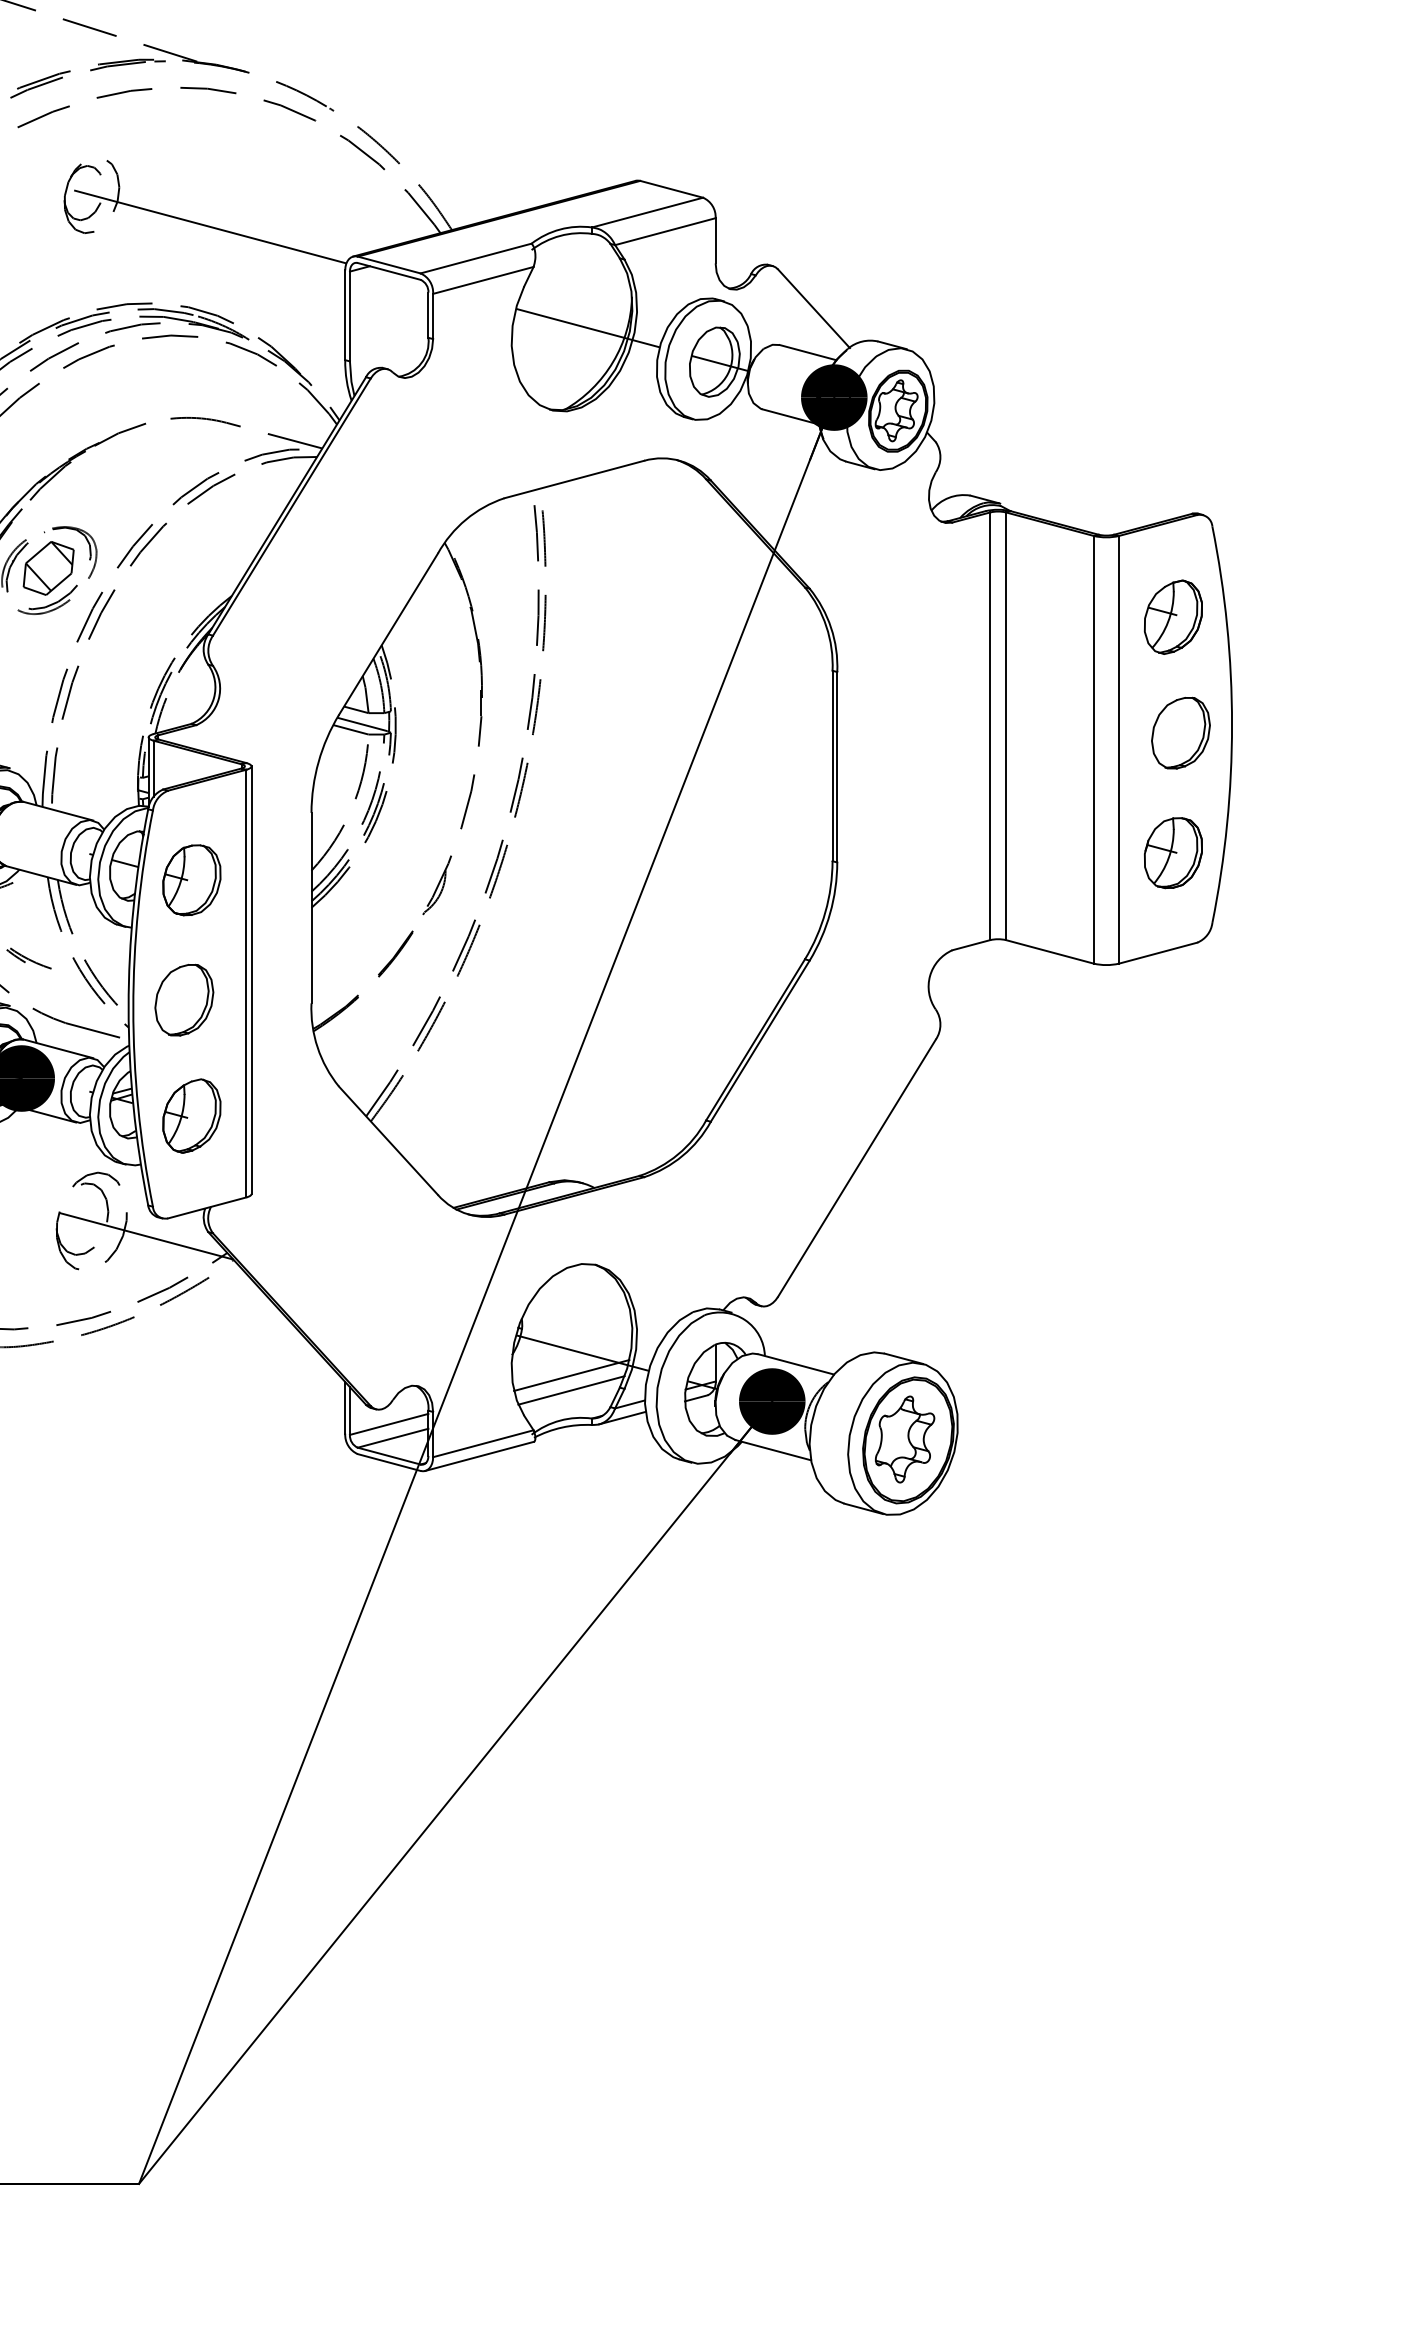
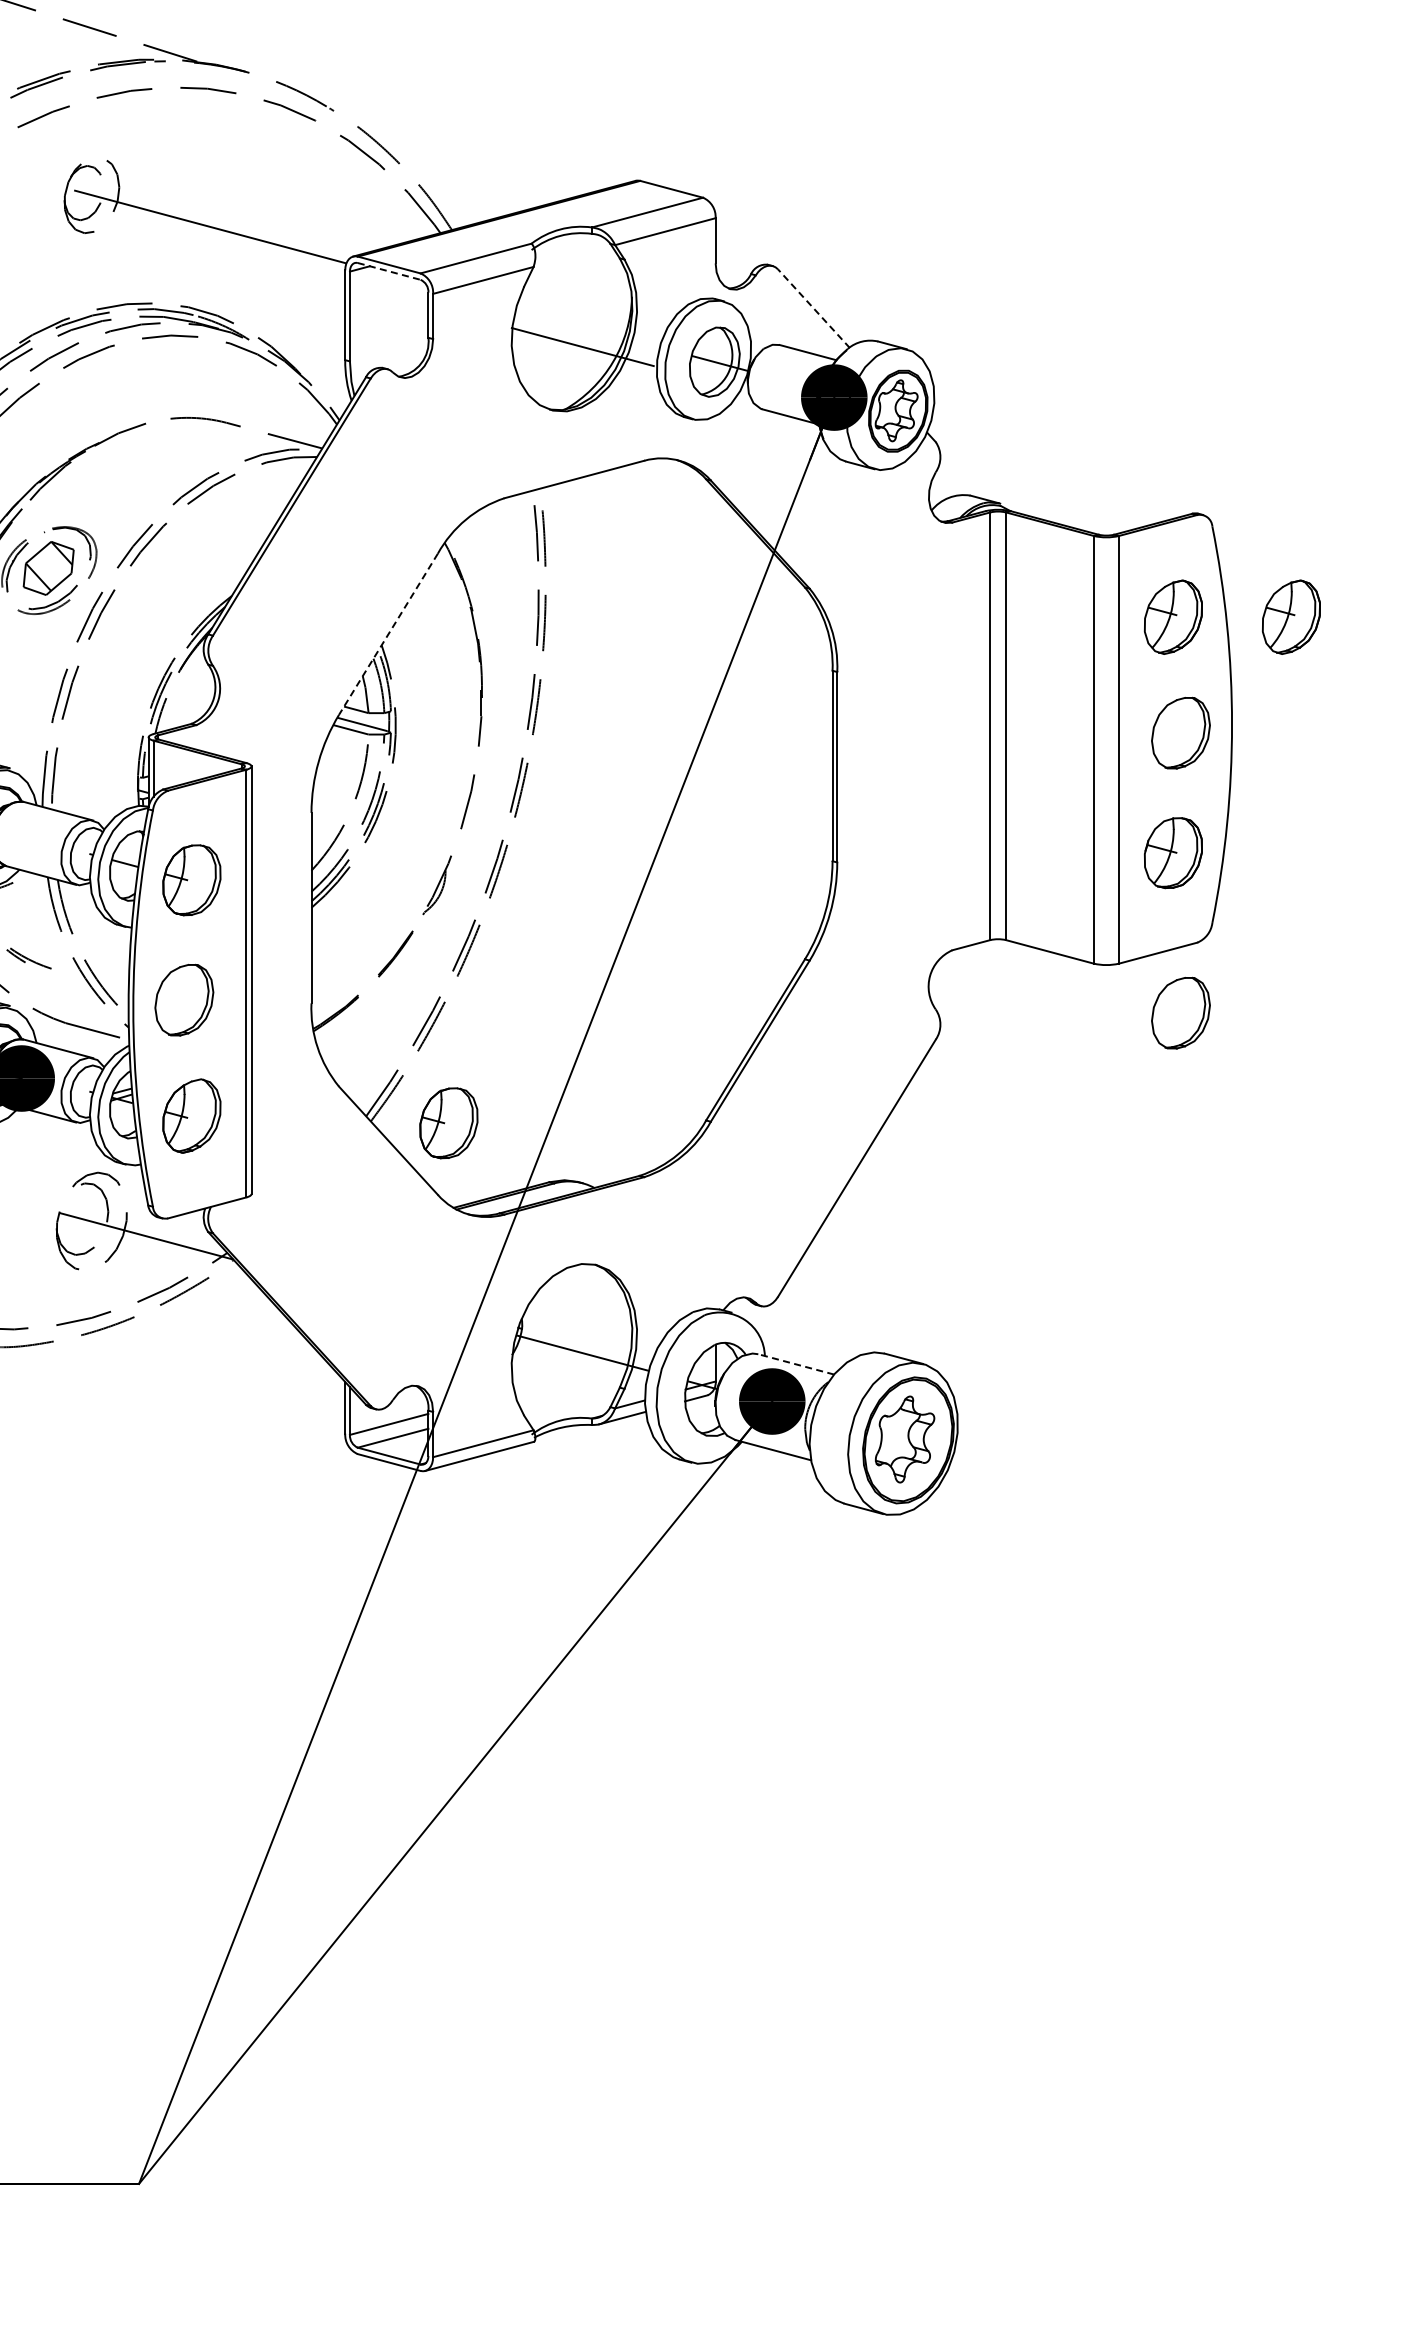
line: solid -> dashed (389, 271)
line: solid -> dashed (813, 308)
line position: (587, 327) -> (582, 346) (582, 346)
part: none -> present (1291, 616)
line: solid -> dashed (388, 634)
part: none -> present (1180, 1012)
part: none -> present (448, 1123)
line: solid -> dashed (795, 1364)
line: present -> none (571, 1375)
line: present -> none (571, 1390)
